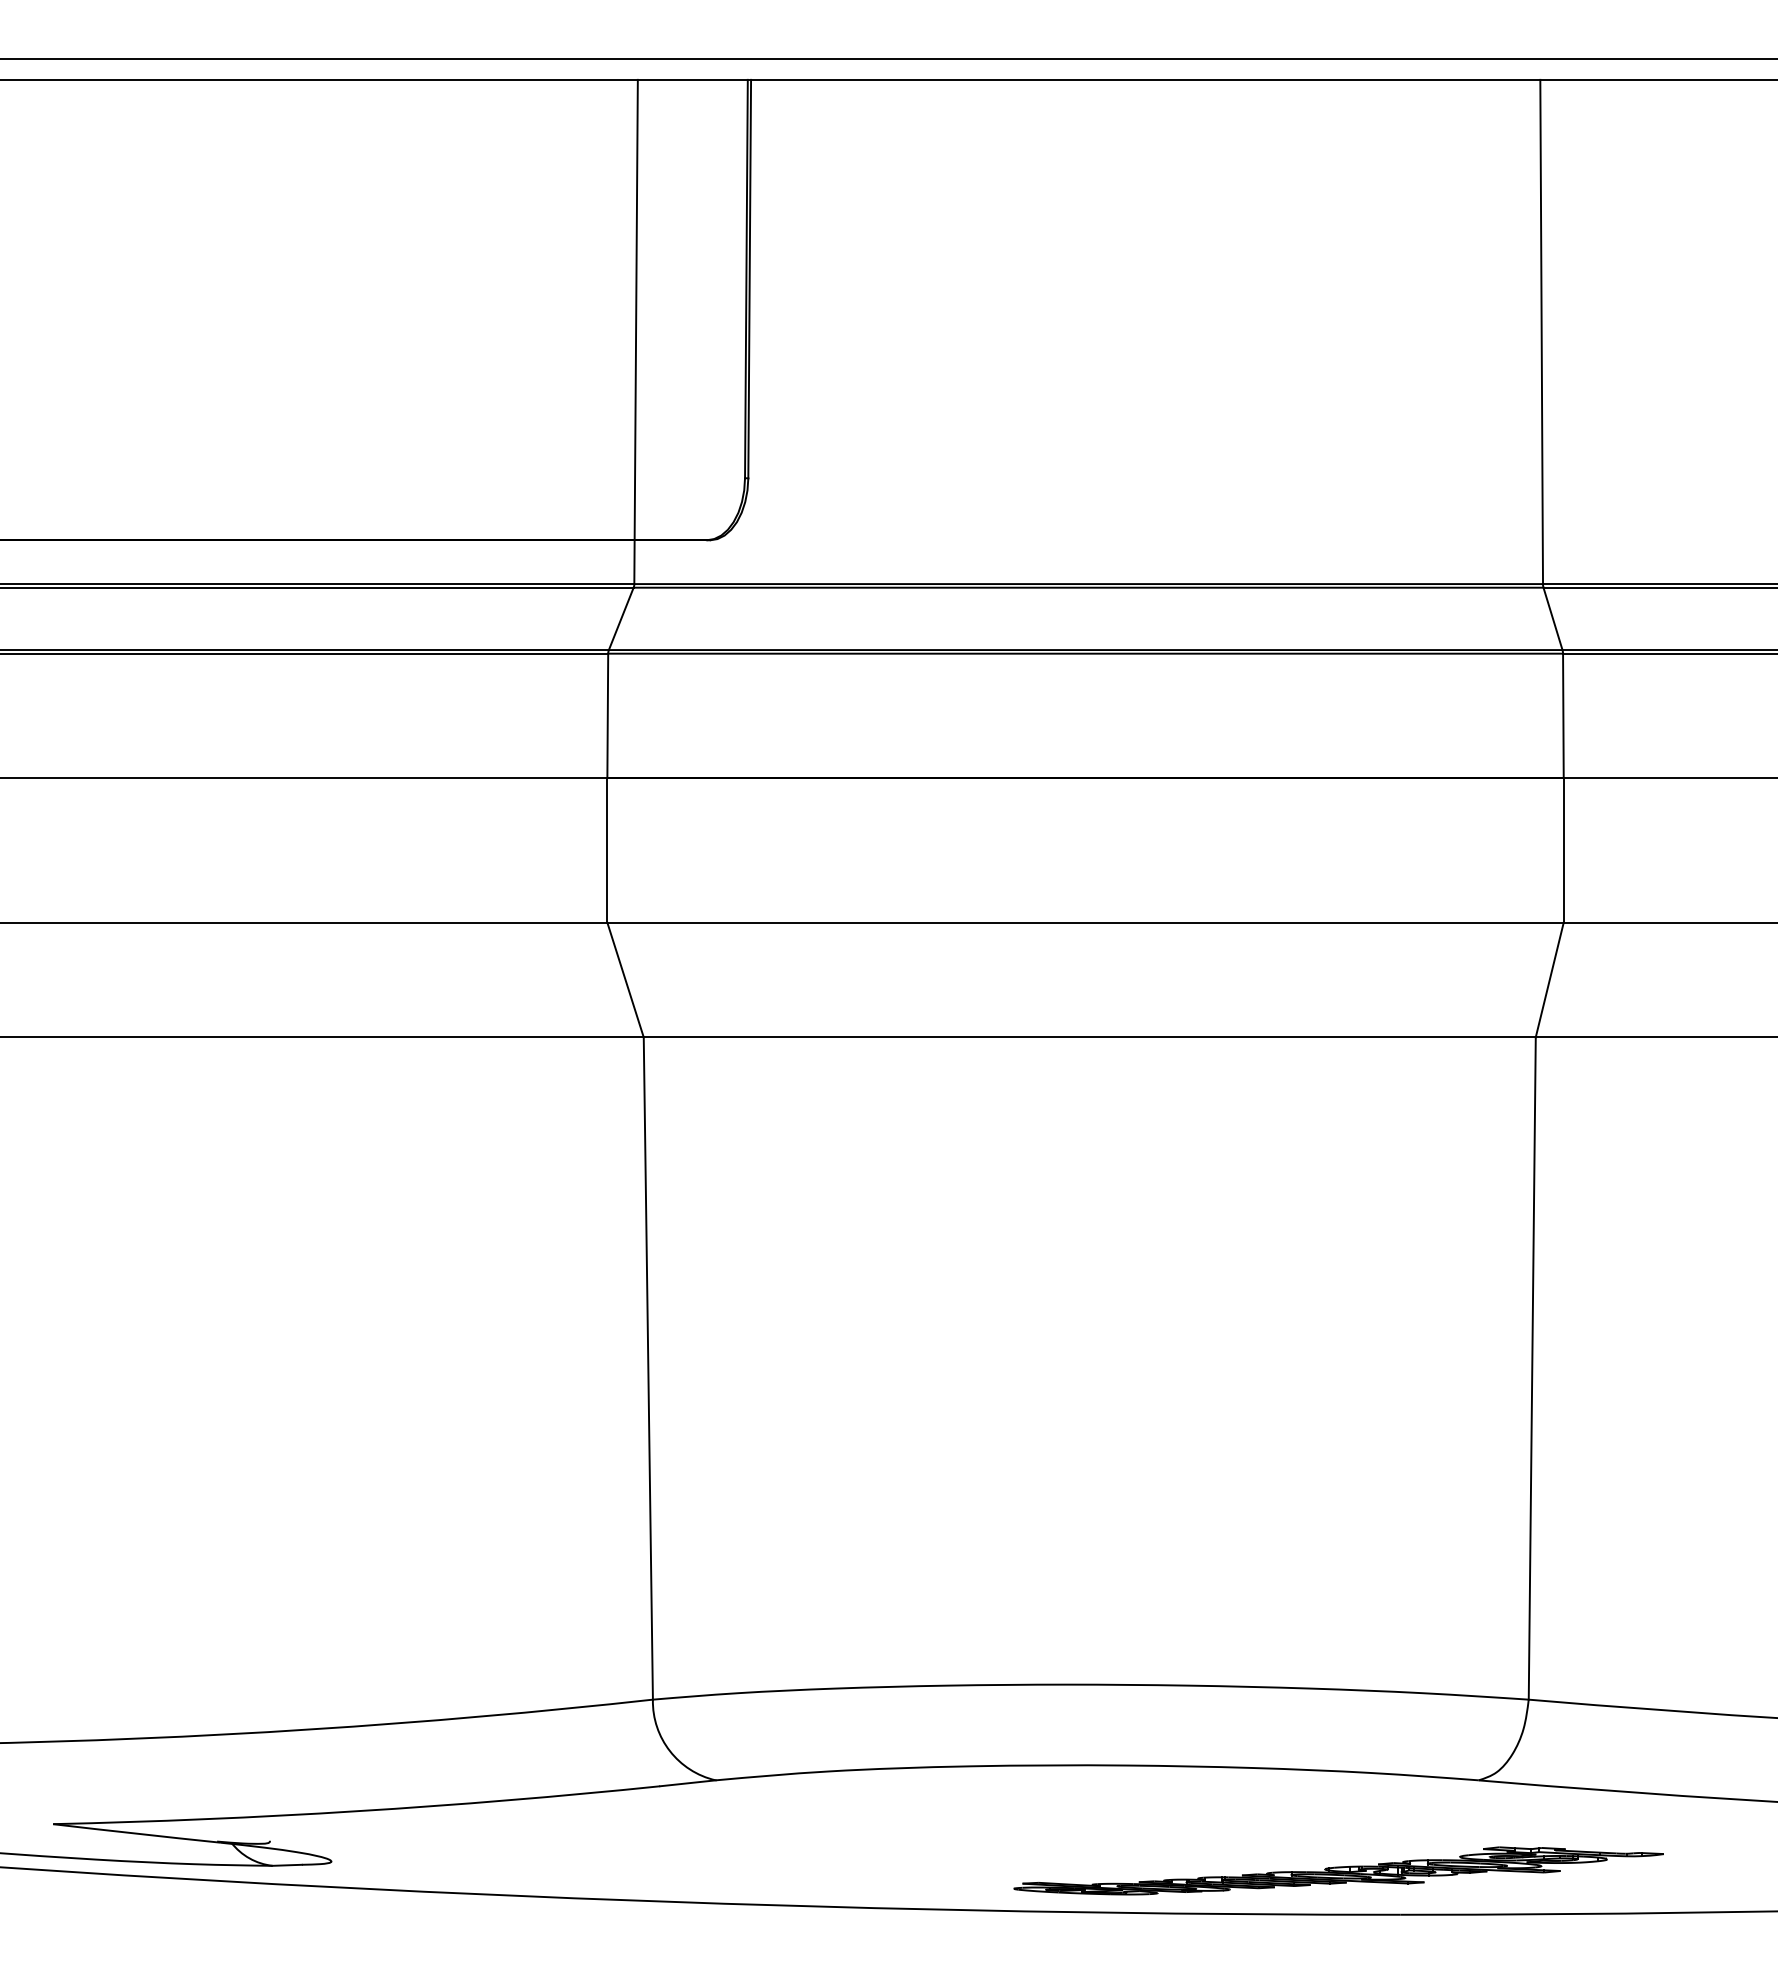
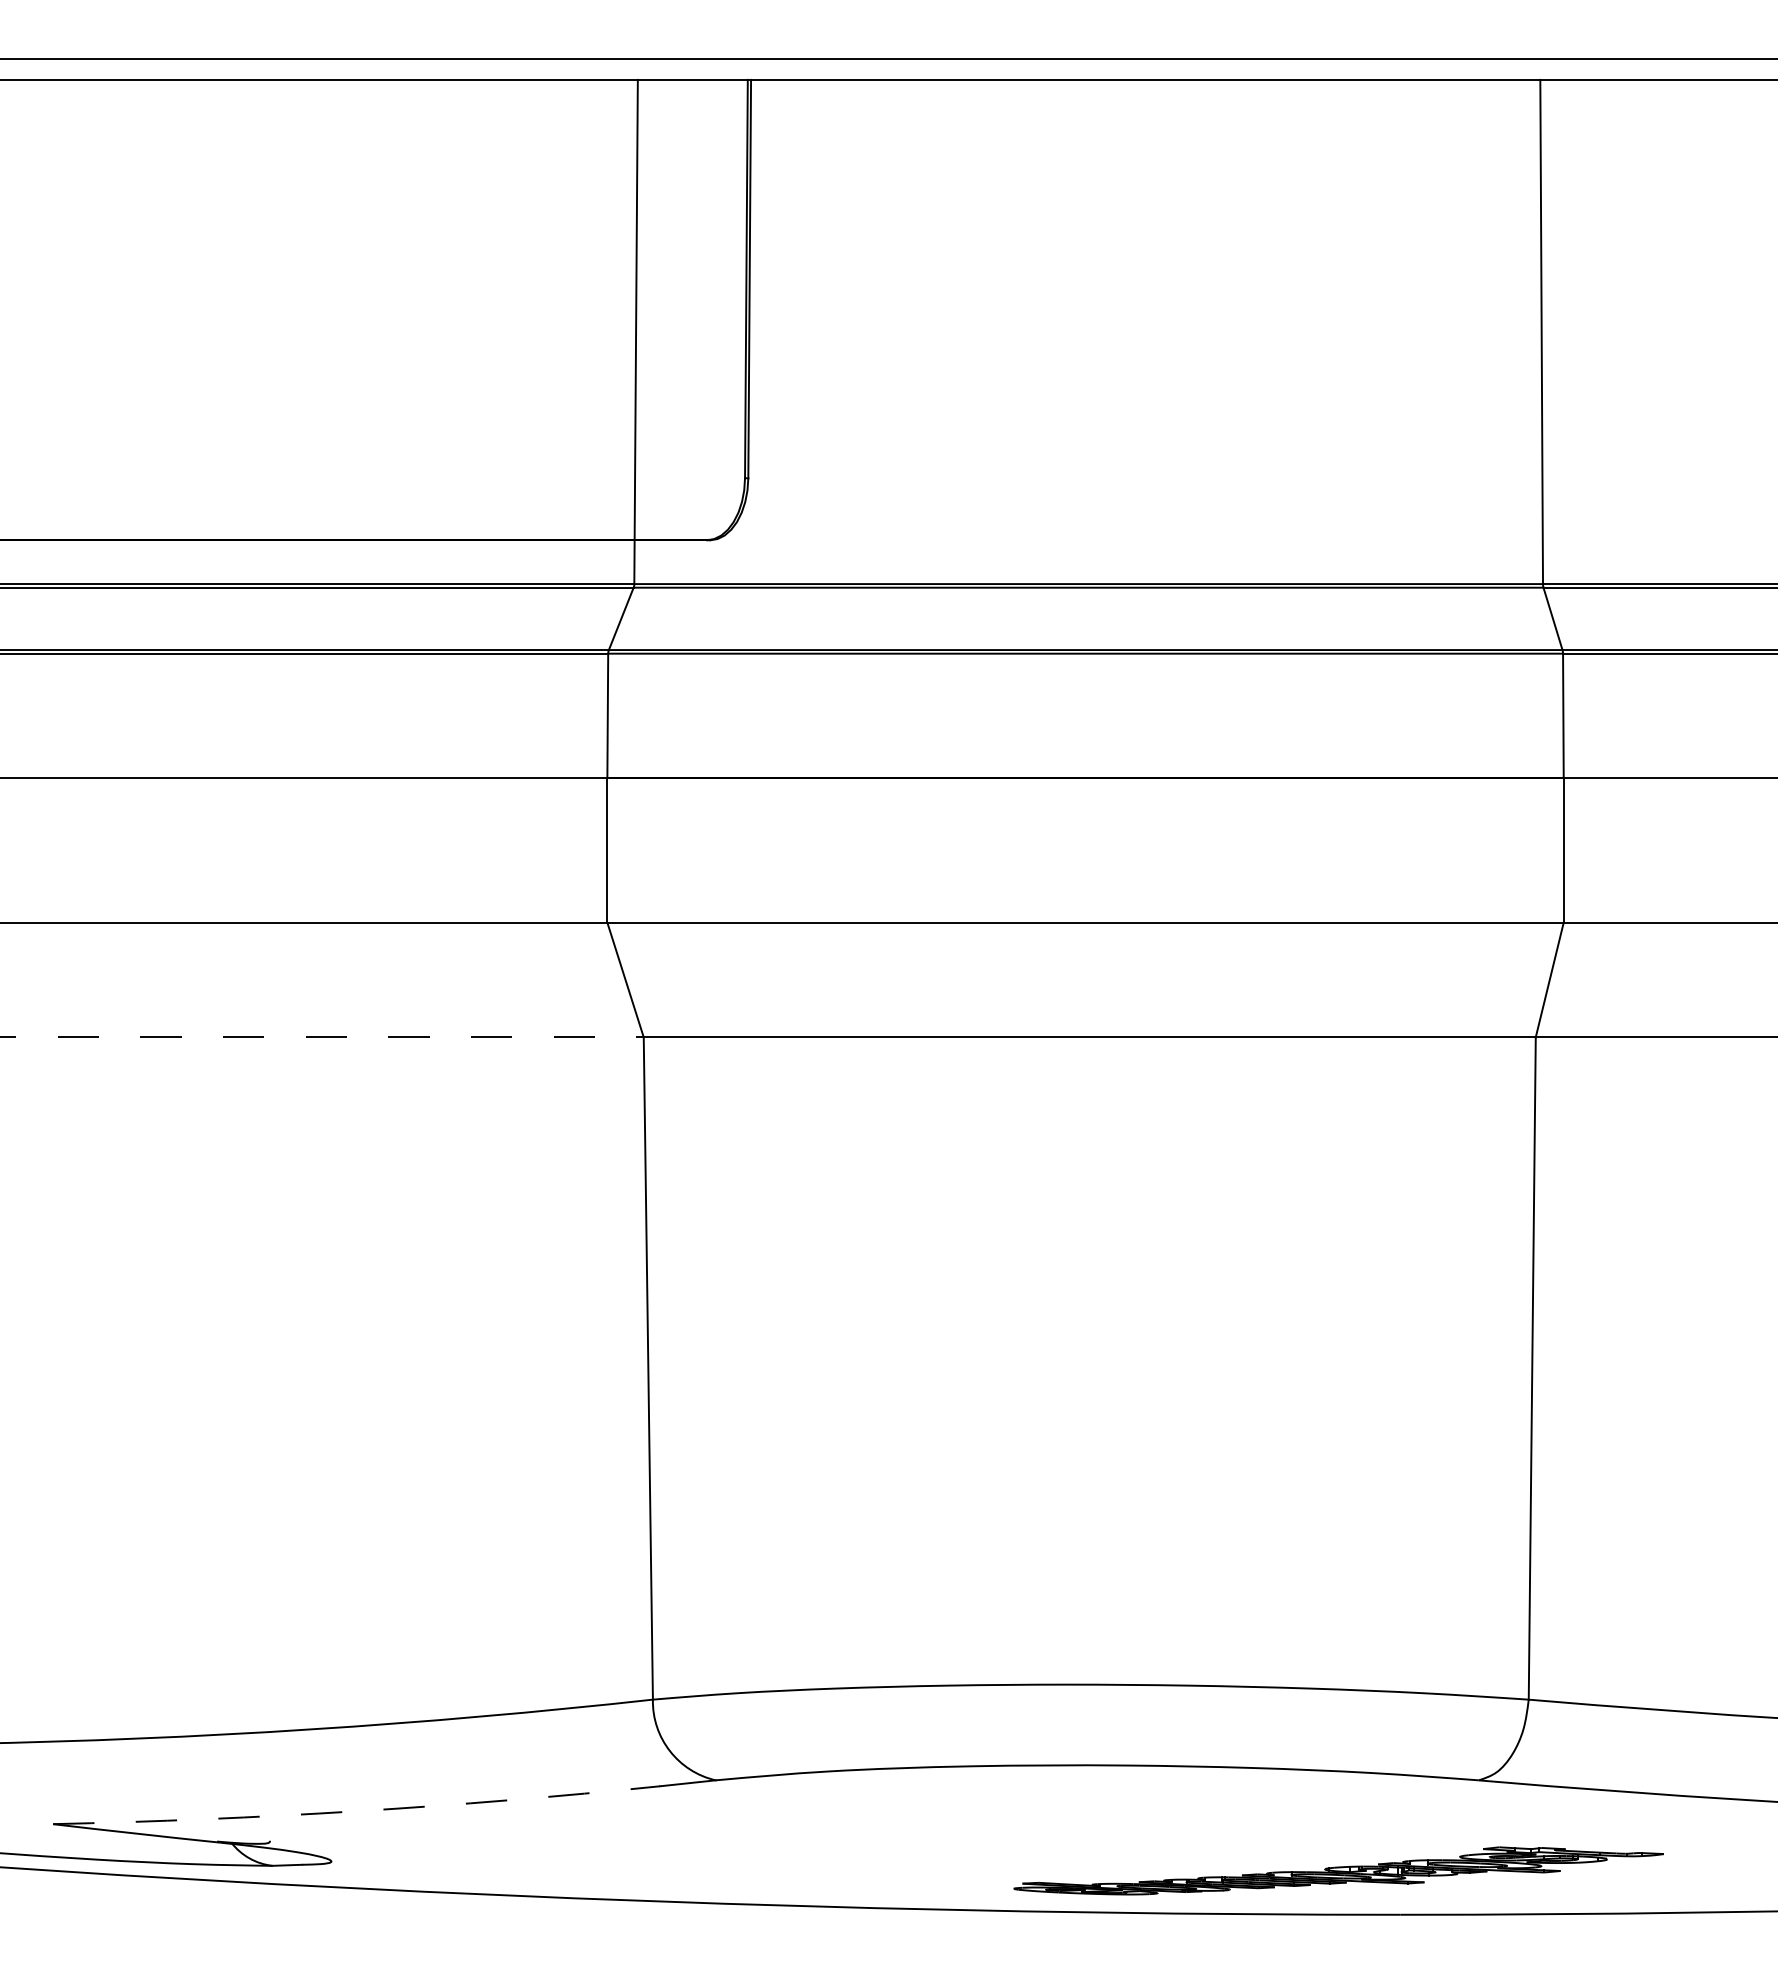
line: solid -> dashed (322, 1037)
arc: solid -> dashed (357, 1811)
